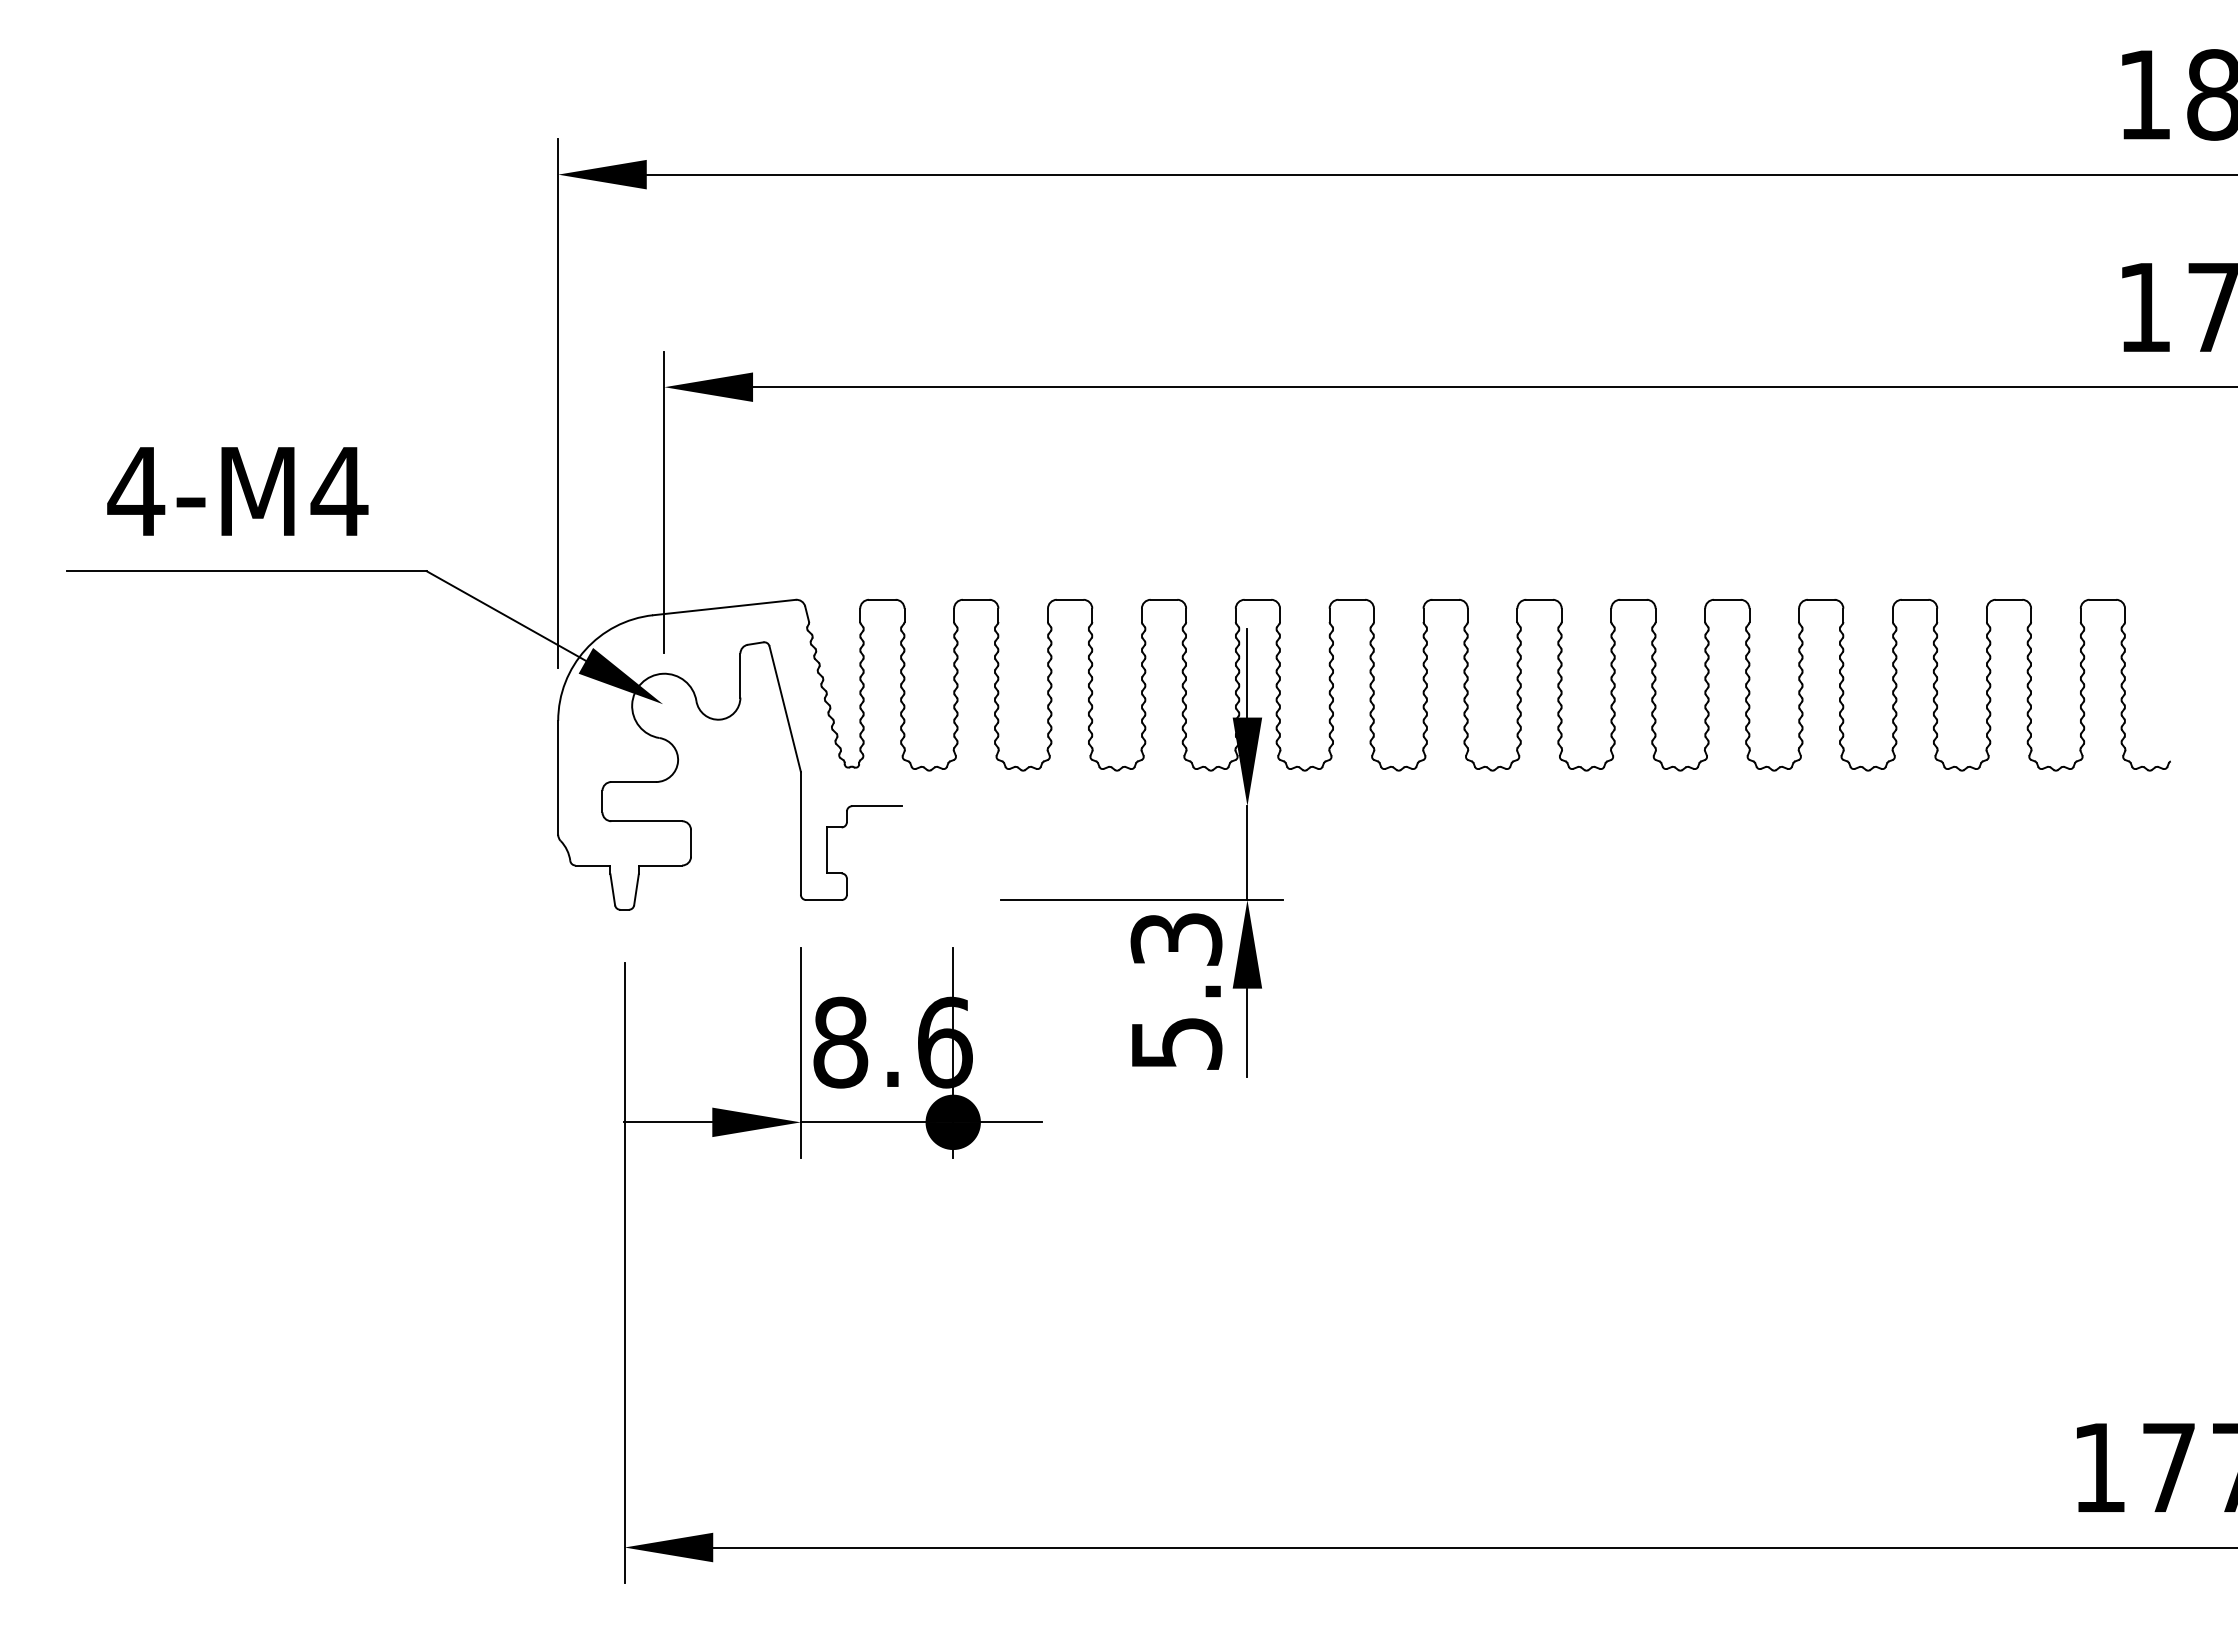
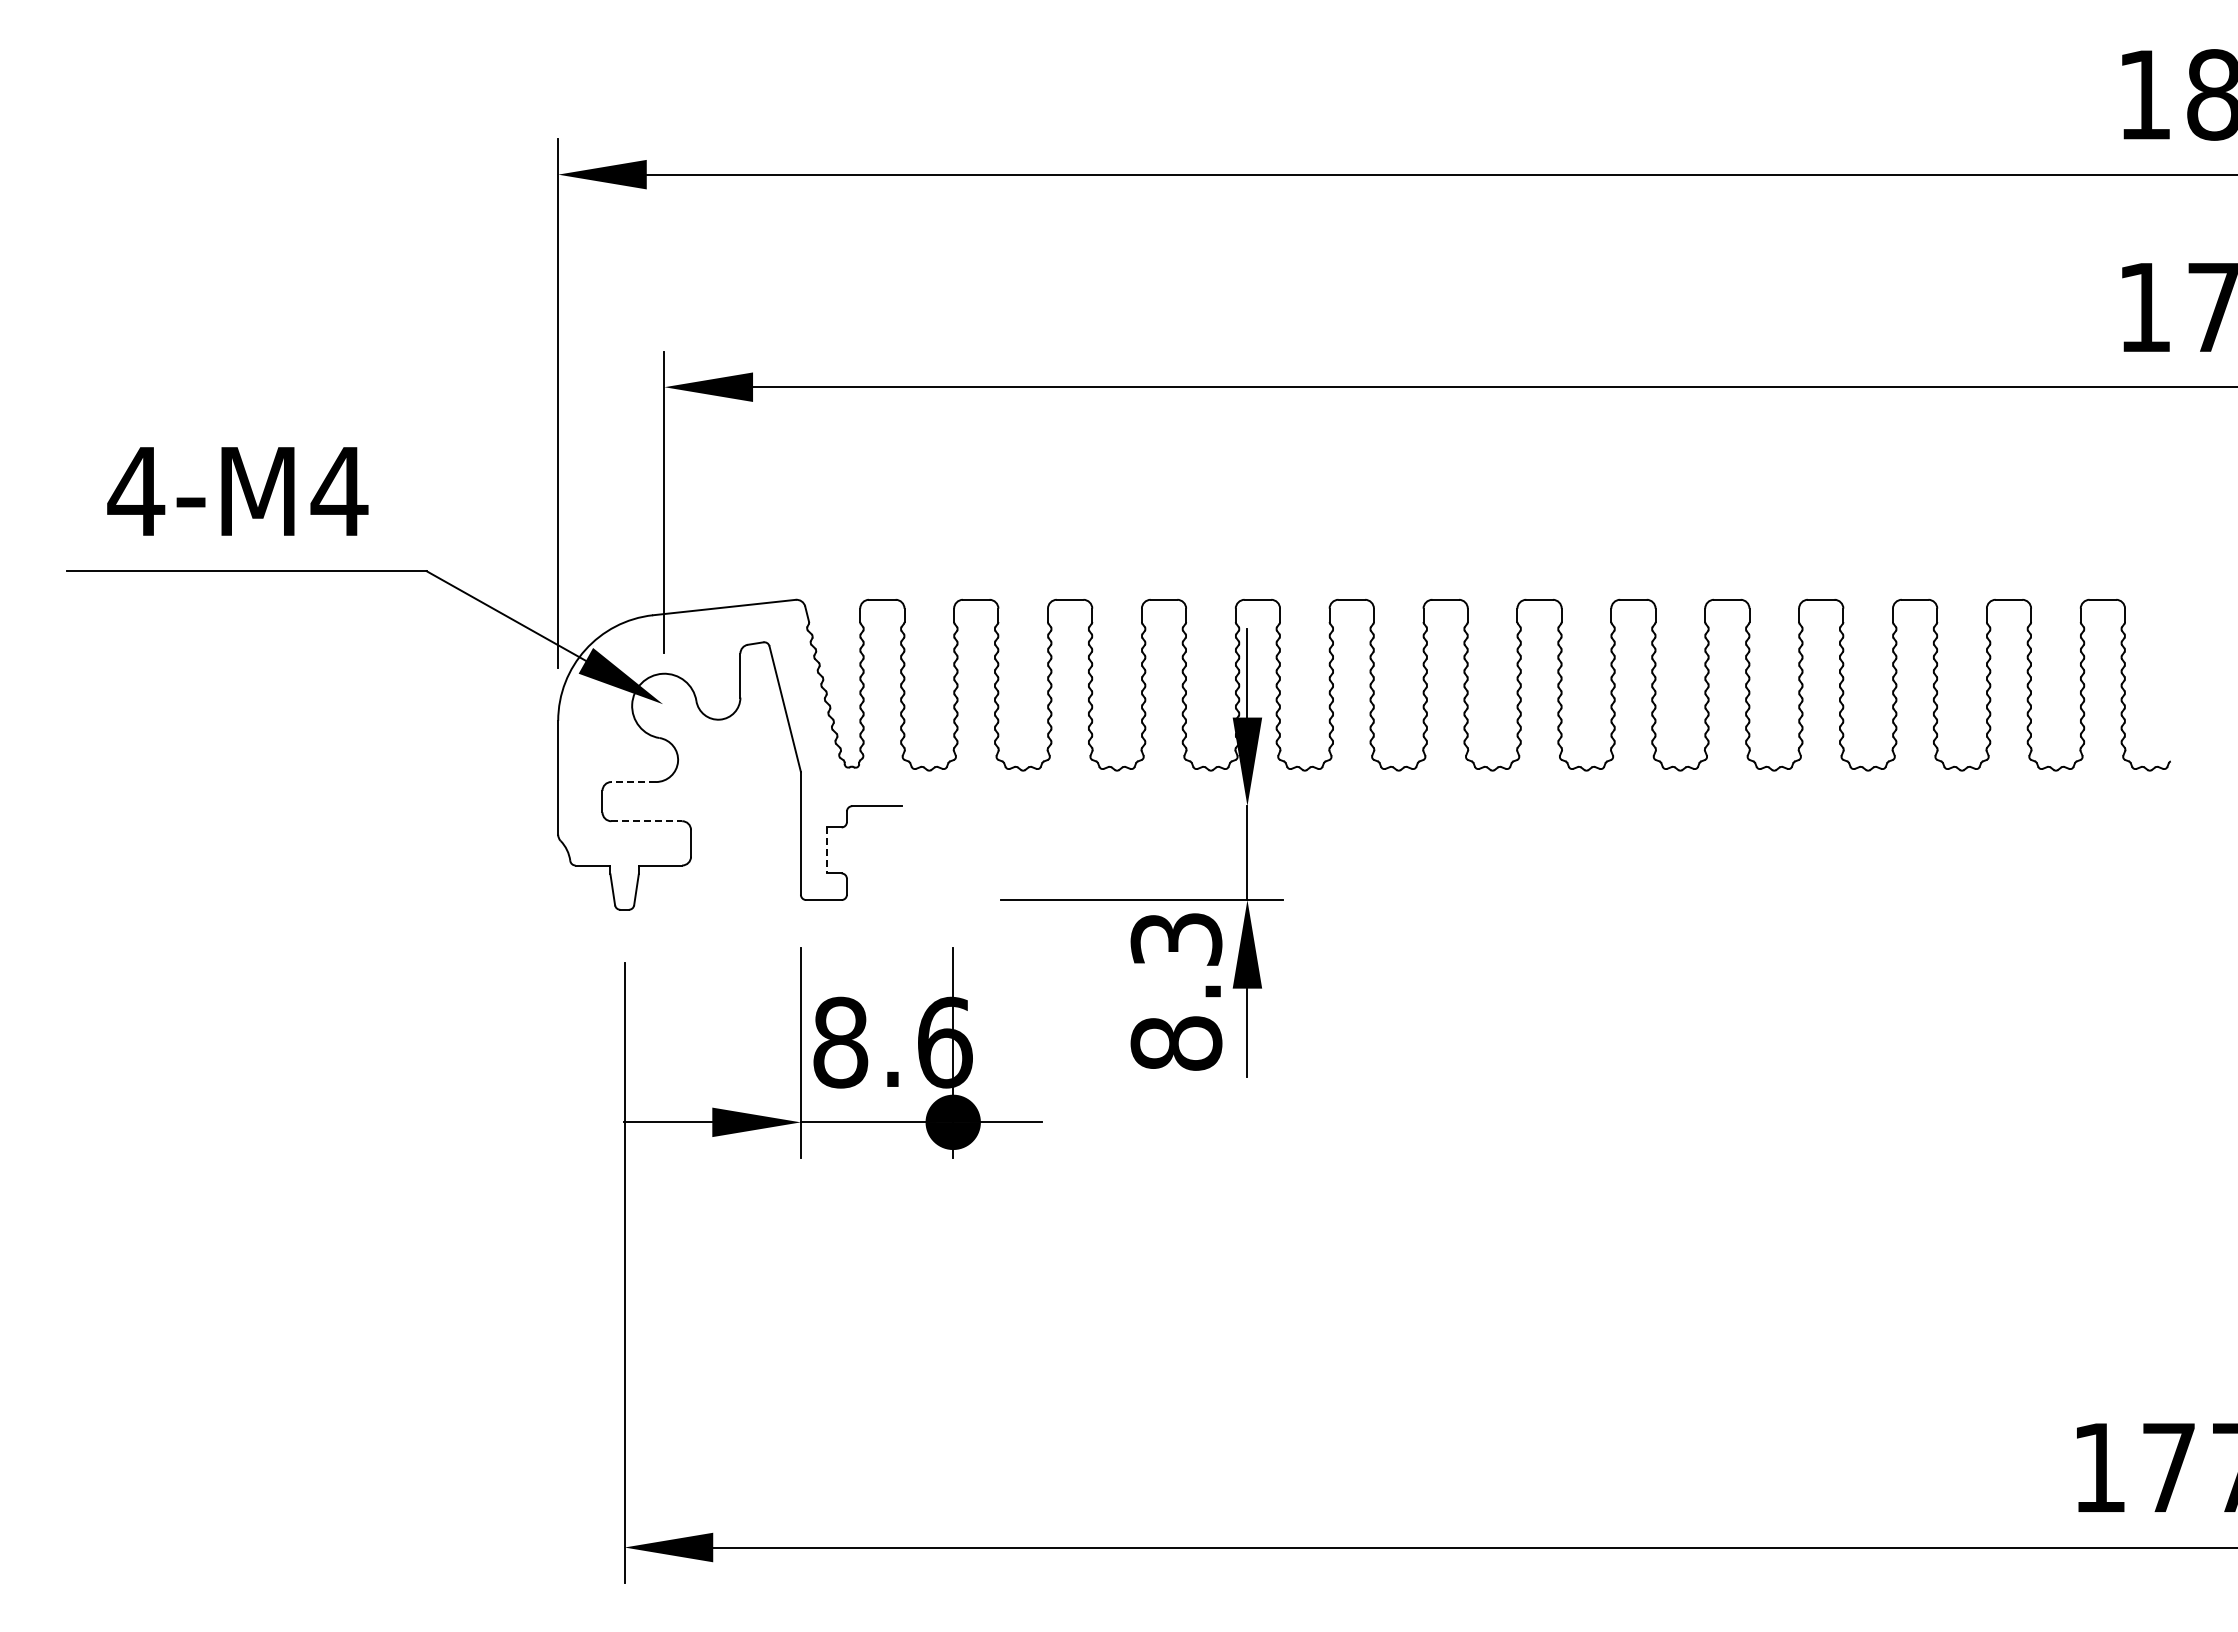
line: solid -> dashed (633, 782)
line: solid -> dashed (647, 821)
line: solid -> dashed (827, 850)
text: 5.3 -> 8.3 (1176, 1043)
